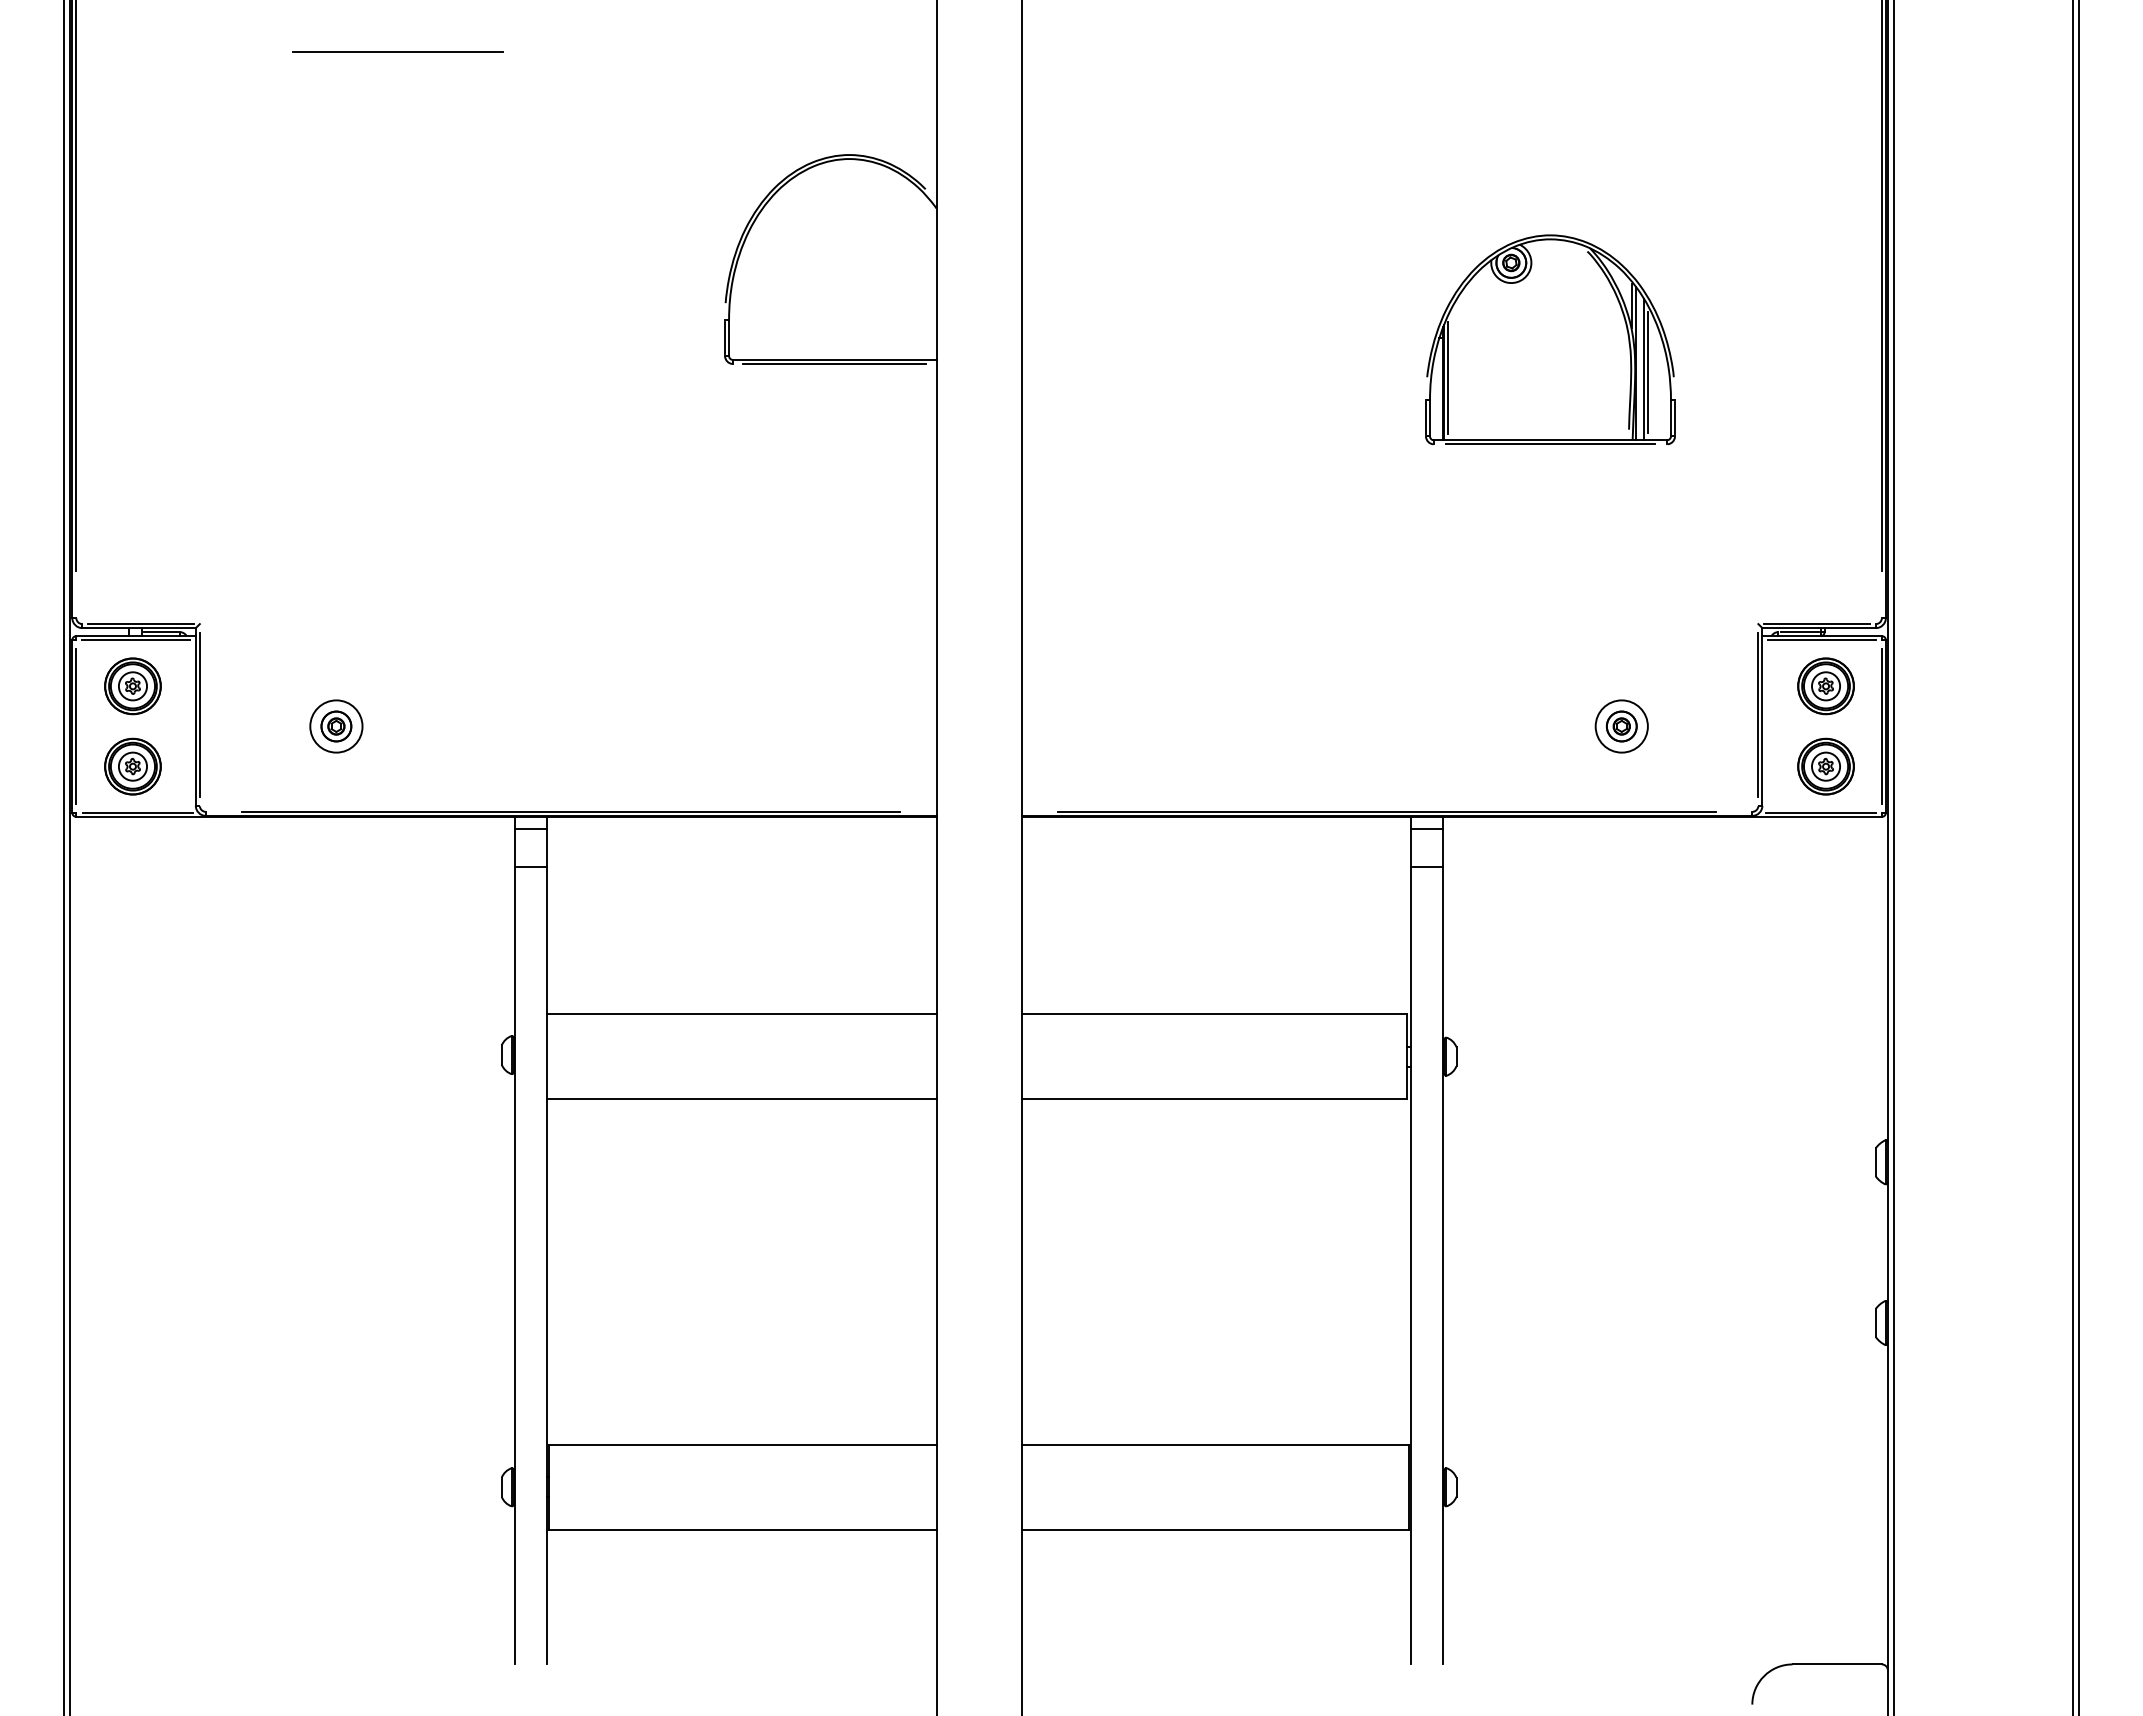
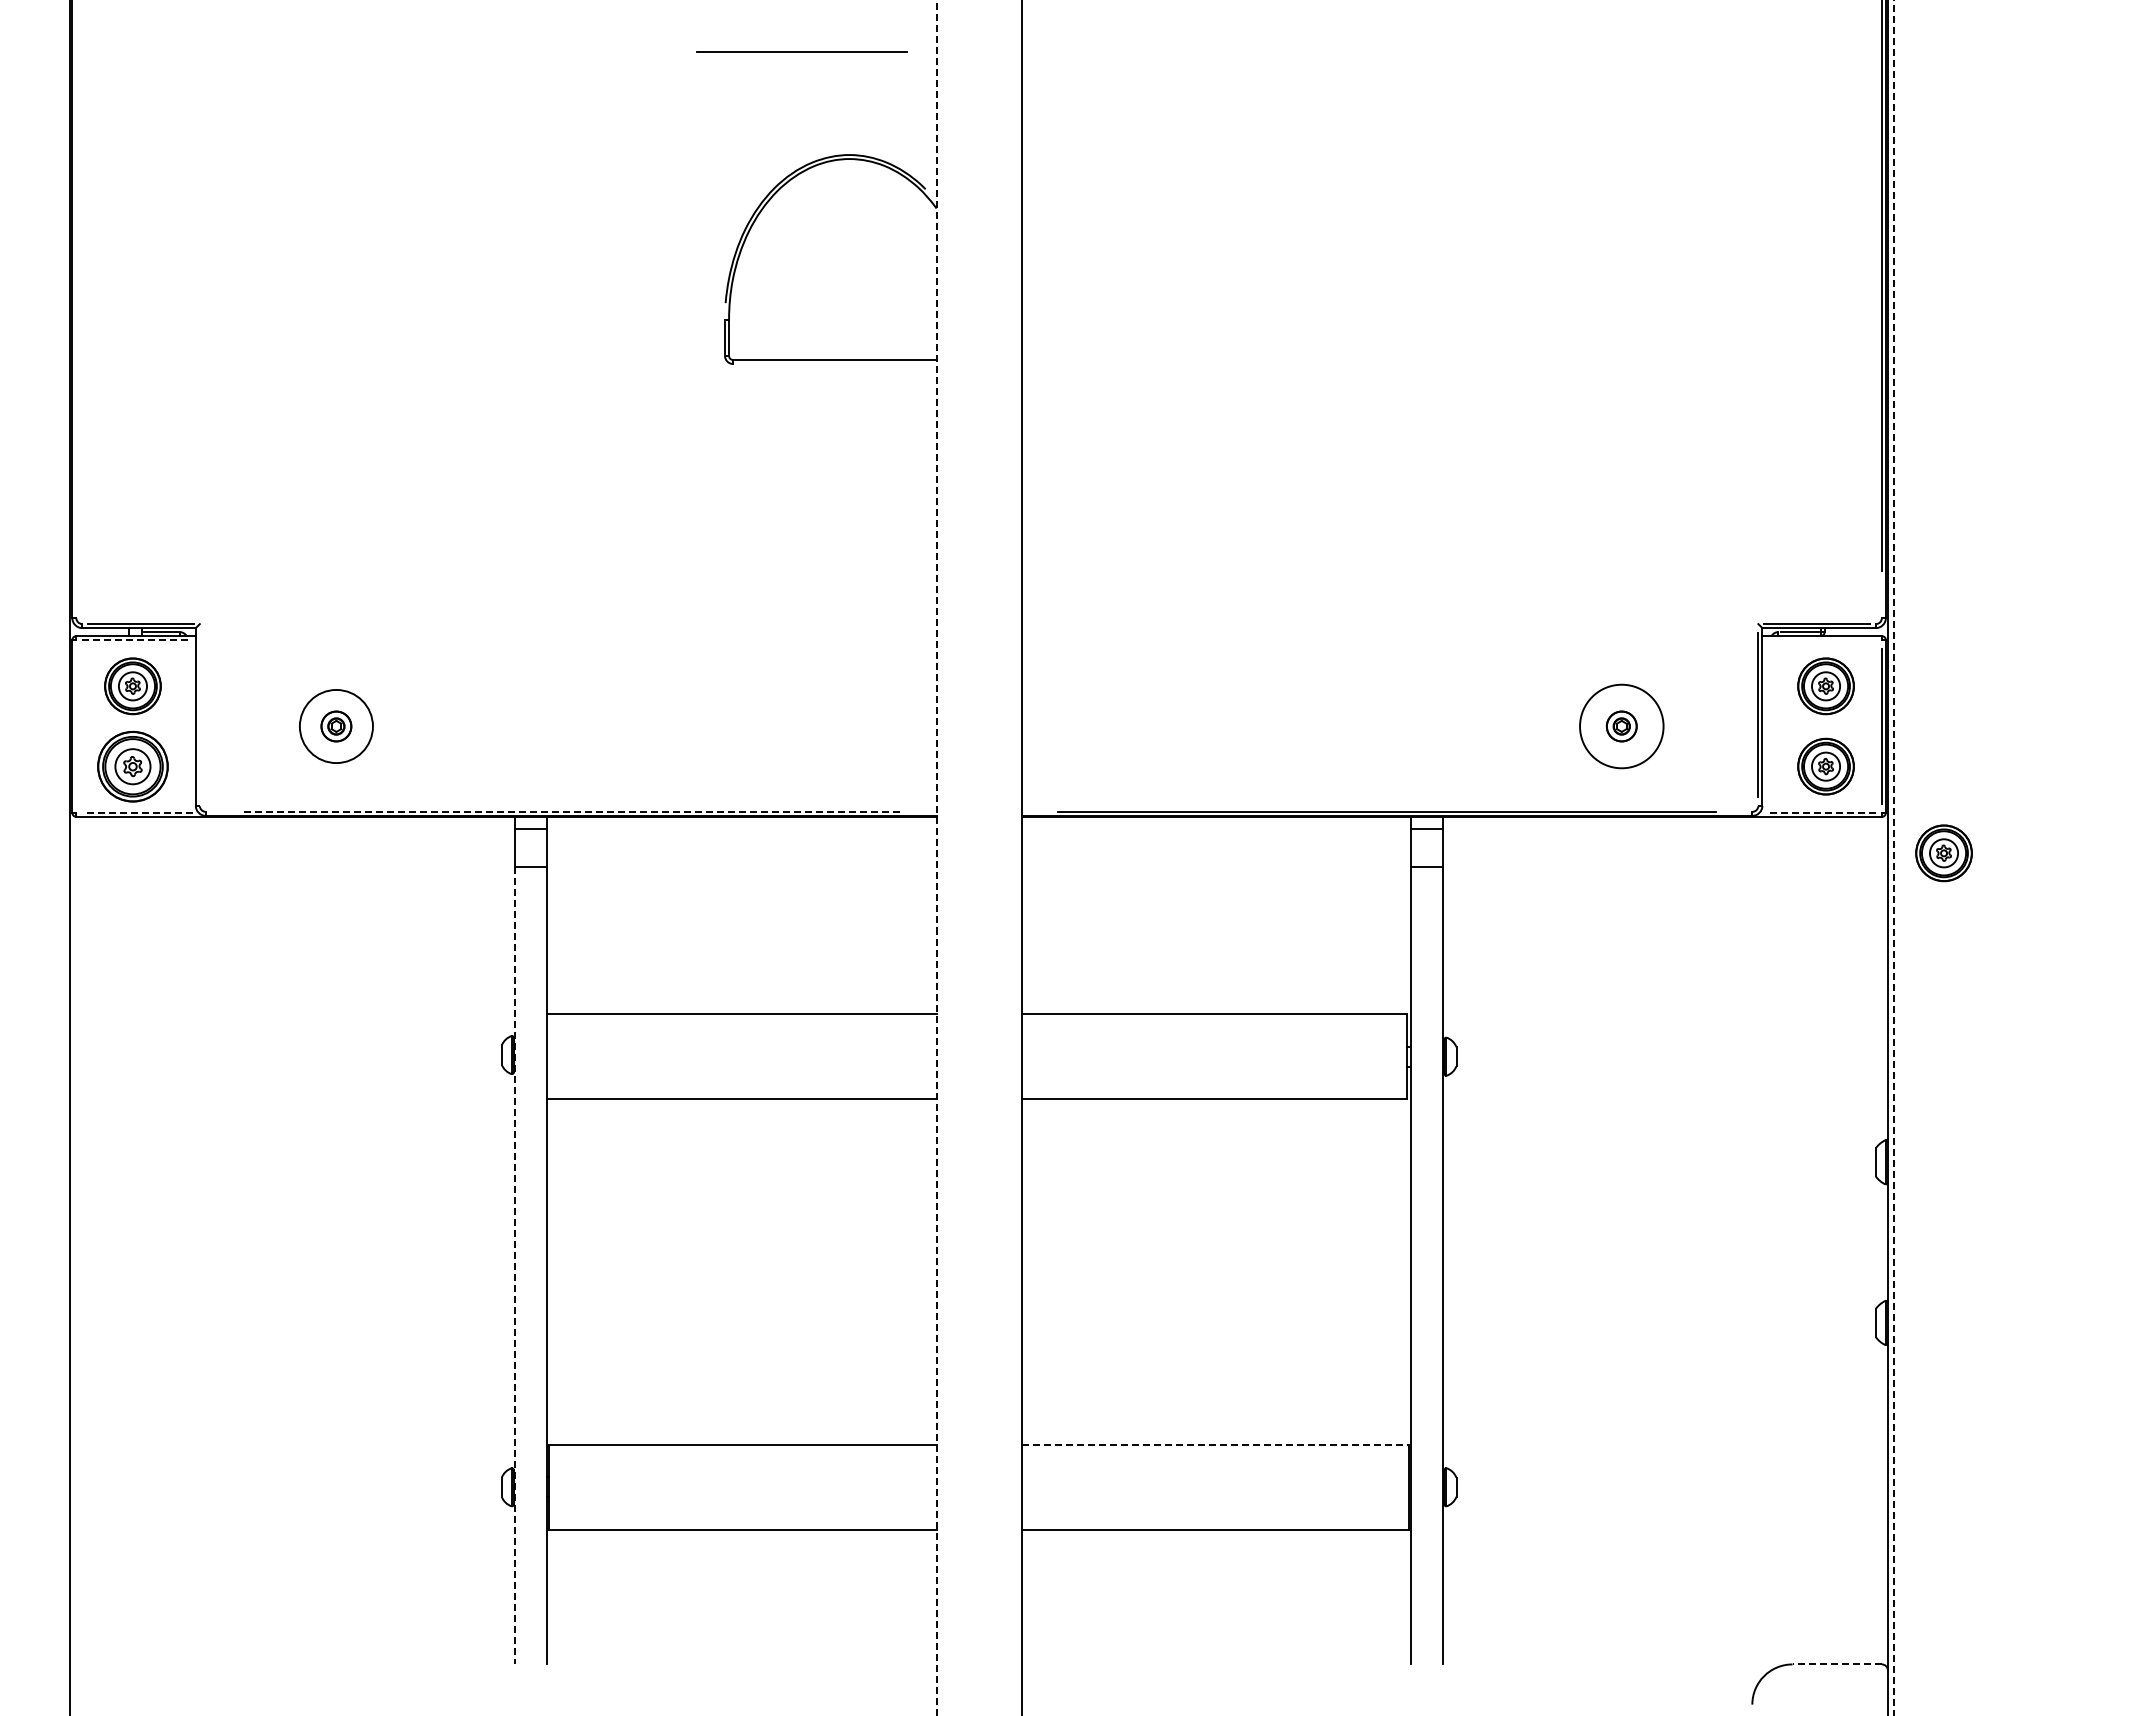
line position: (397, 51) -> (801, 51) (801, 51)
line: present -> none (76, 286)
part: present -> none (1550, 339)
line: present -> none (834, 364)
line: solid -> dashed (136, 640)
line: present -> none (1821, 640)
line: present -> none (199, 714)
line: present -> none (76, 726)
circle diameter: 52 px -> 73 px (335, 726)
circle diameter: 52 px -> 84 px (1621, 726)
part size: 58x59 px -> 72x72 px (132, 766)
line: solid -> dashed (571, 811)
line: solid -> dashed (137, 812)
line: solid -> dashed (1820, 812)
part: none -> present (1943, 853)
line: present -> none (64, 857)
line: solid -> dashed (936, 857)
line: present -> none (2072, 857)
line: present -> none (2078, 857)
line: solid -> dashed (1893, 858)
line: solid -> dashed (515, 1265)
line: solid -> dashed (1215, 1444)
line: solid -> dashed (1837, 1664)
